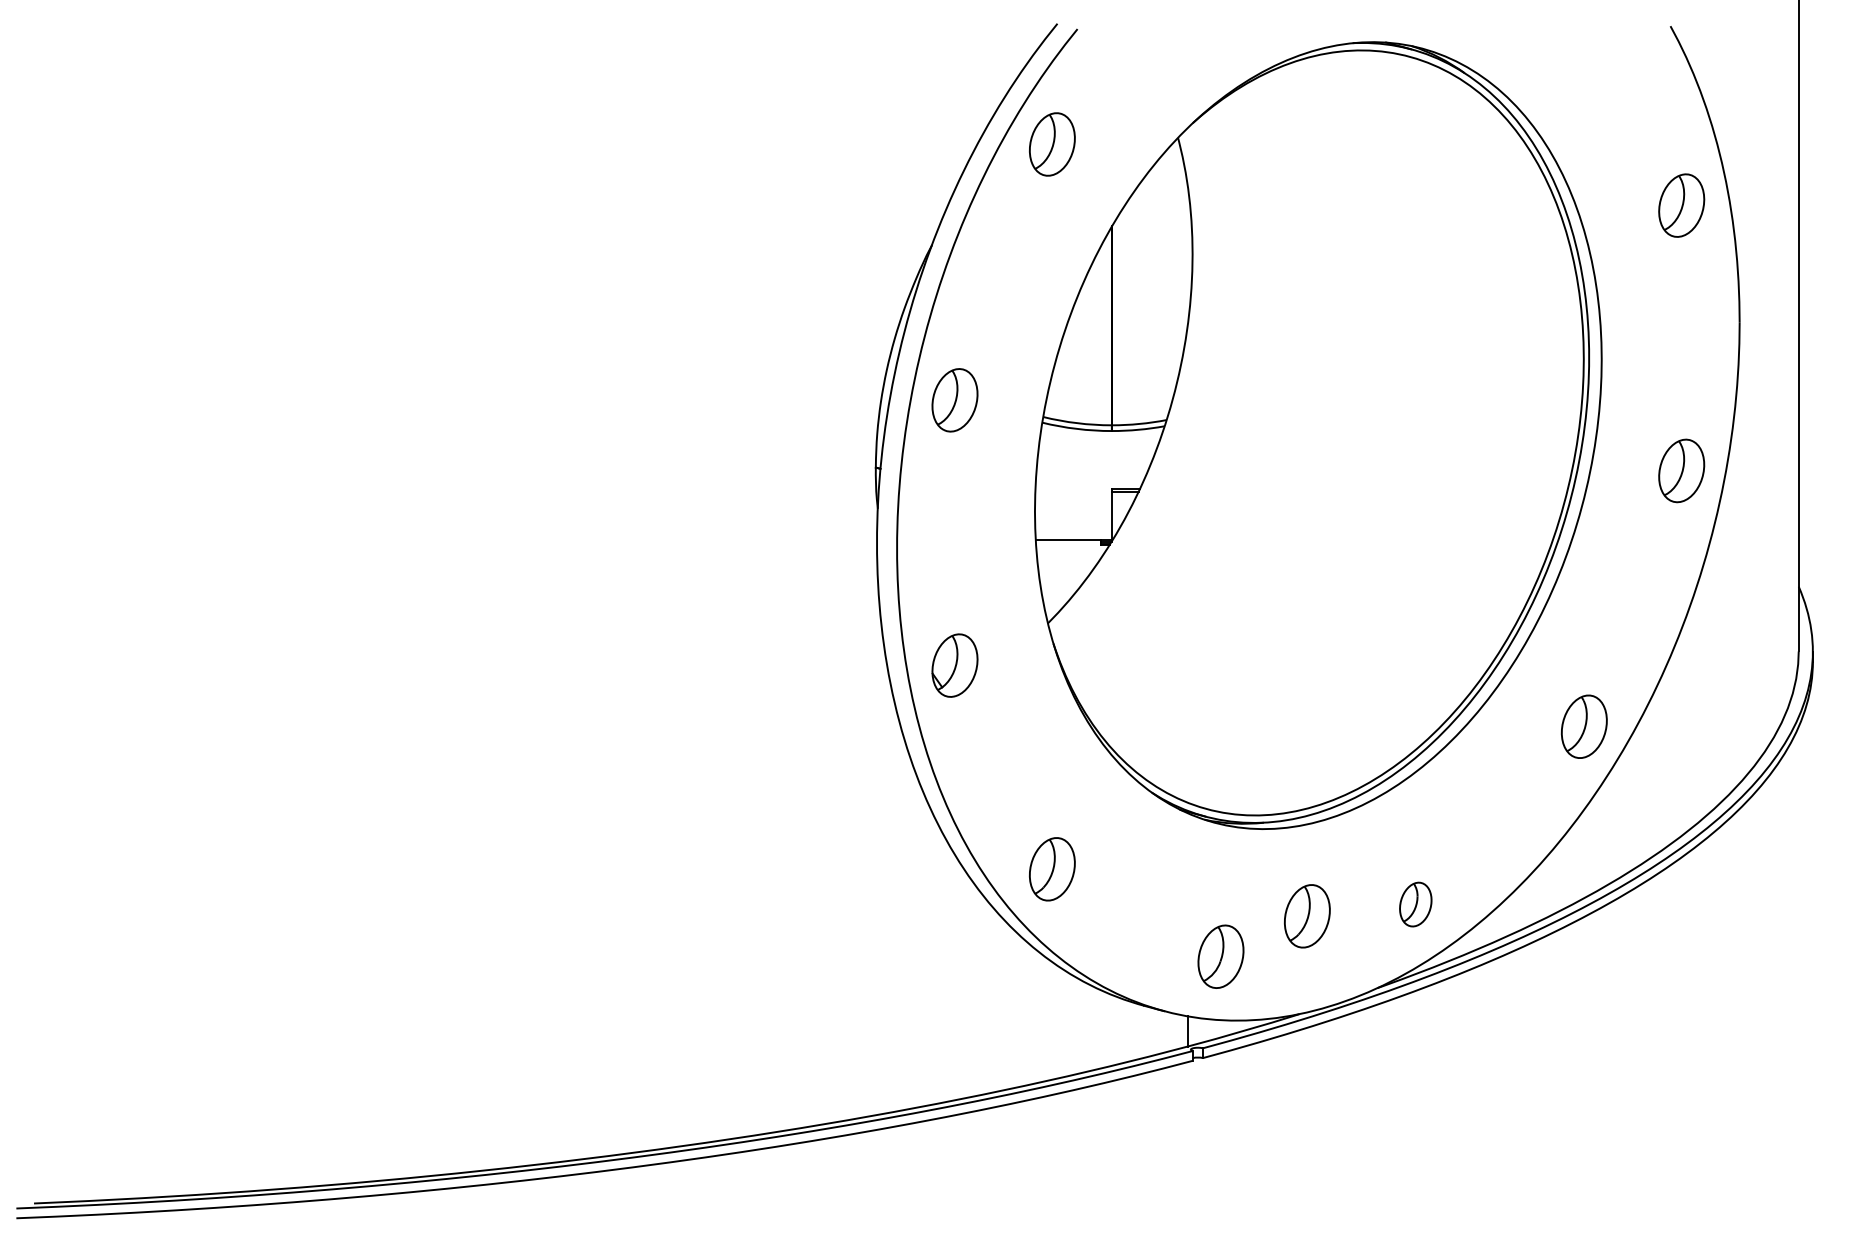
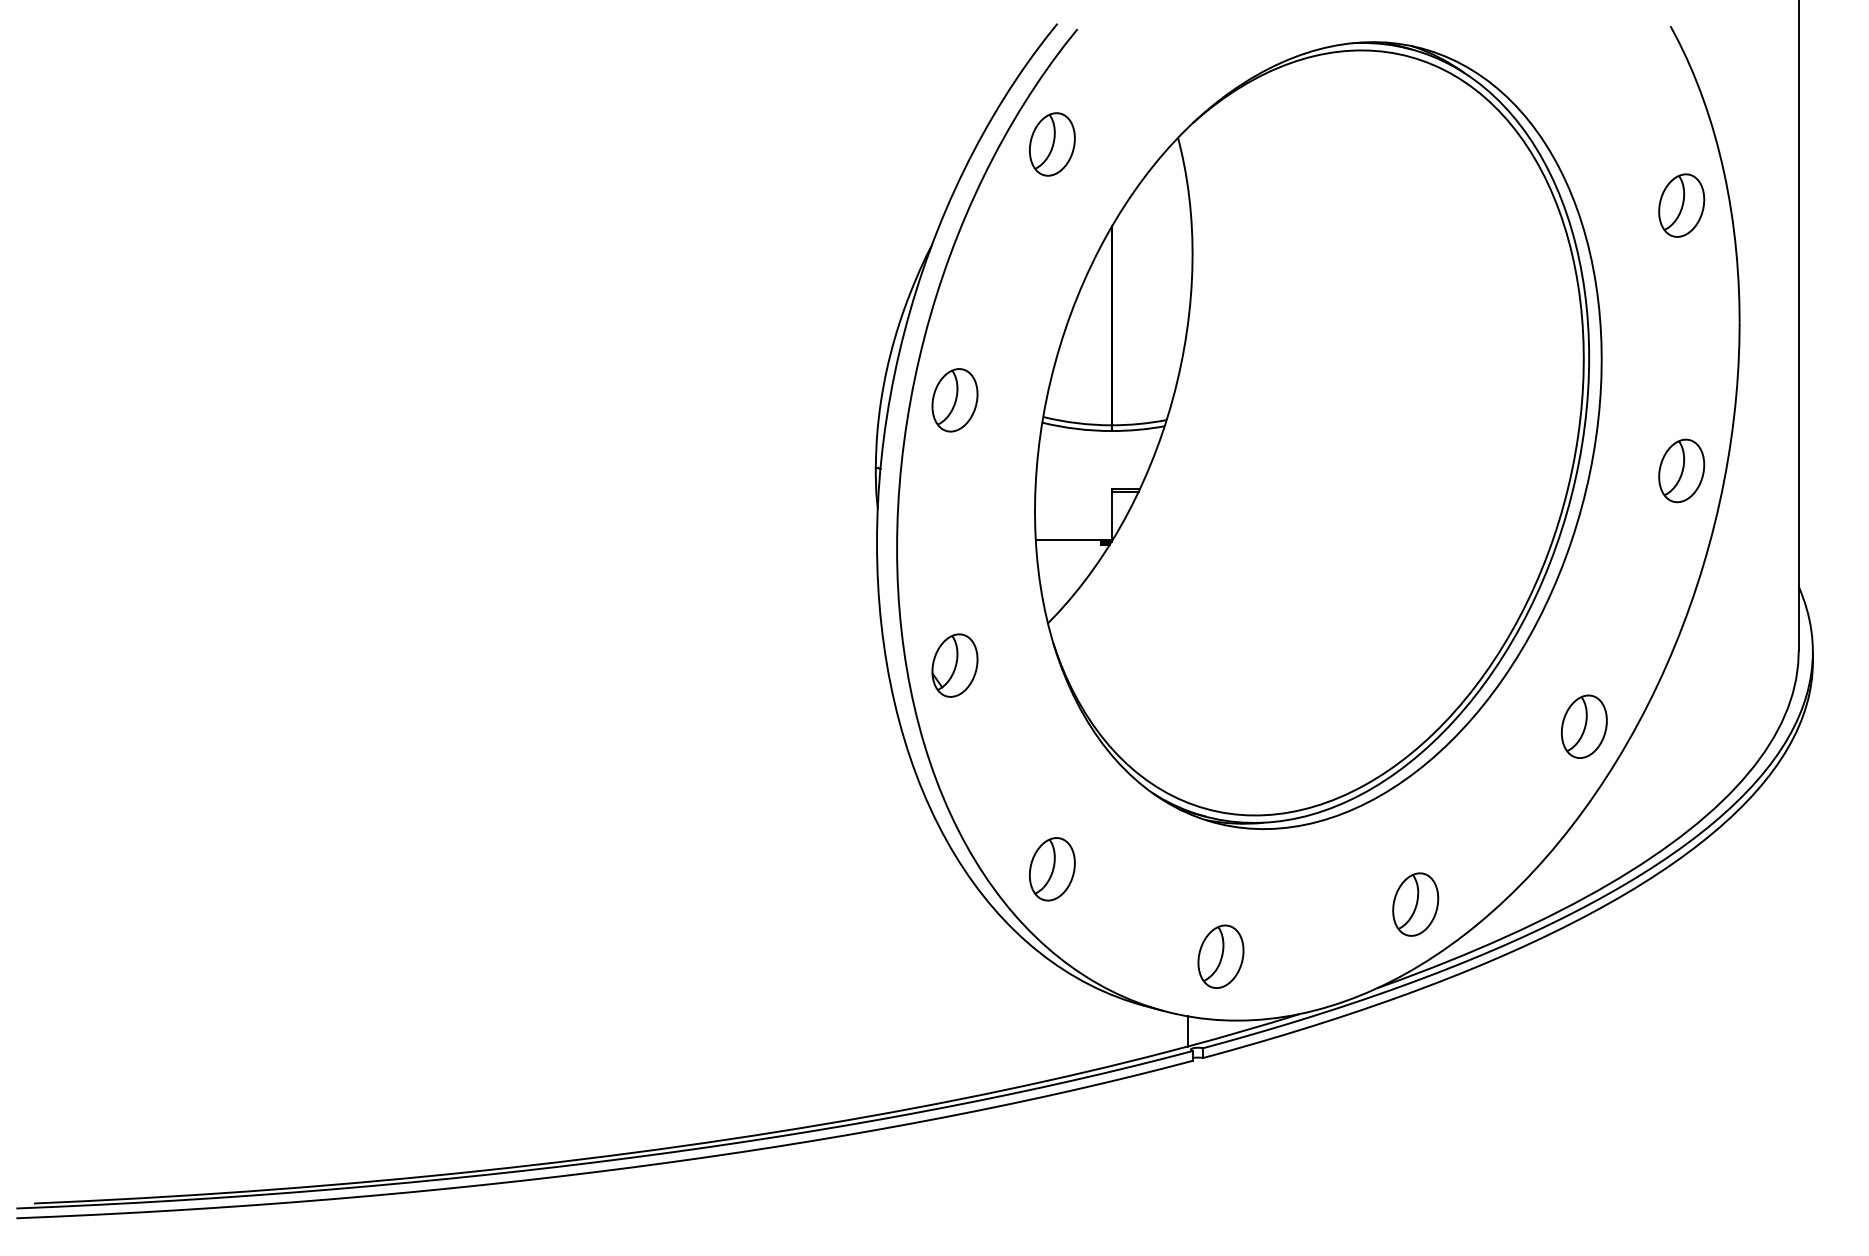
part size: 34x47 px -> 48x65 px (1415, 904)
part: present -> none (1307, 916)
